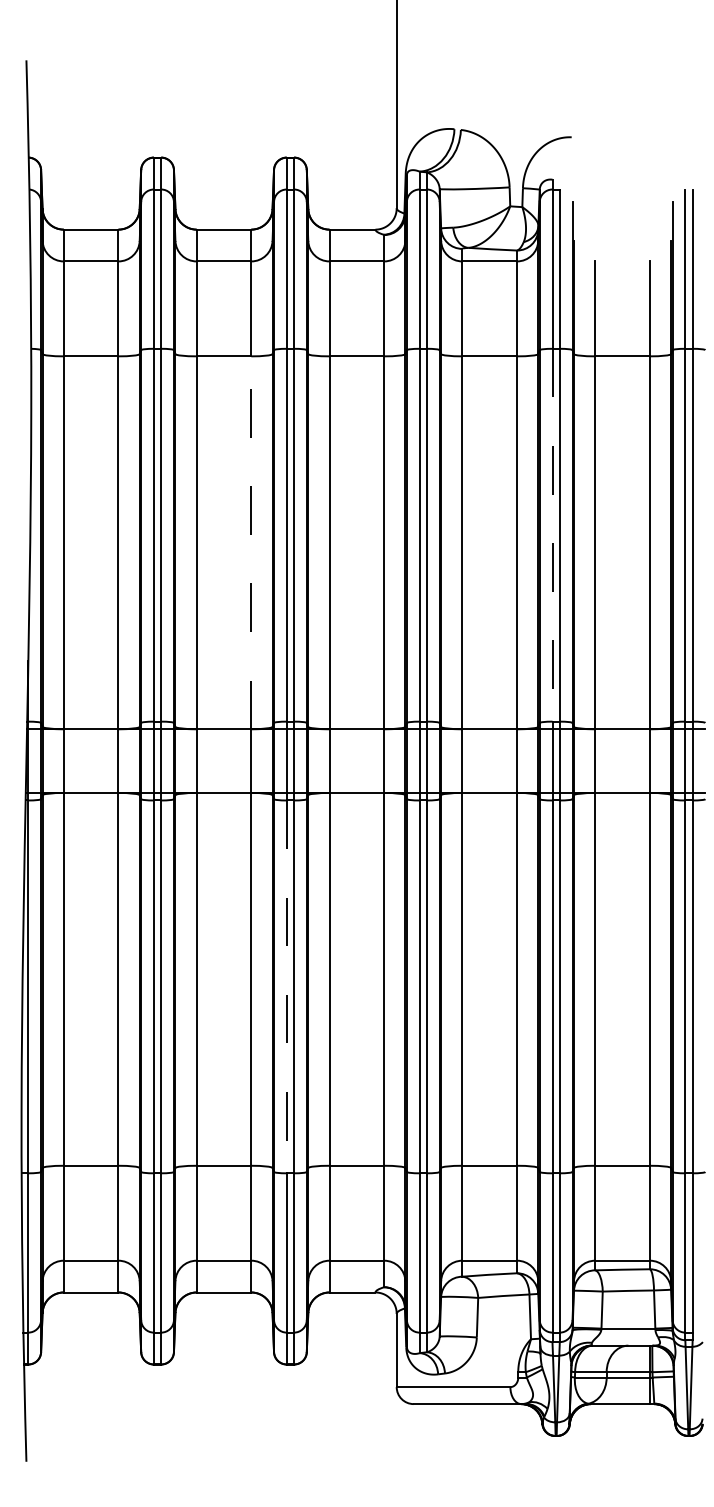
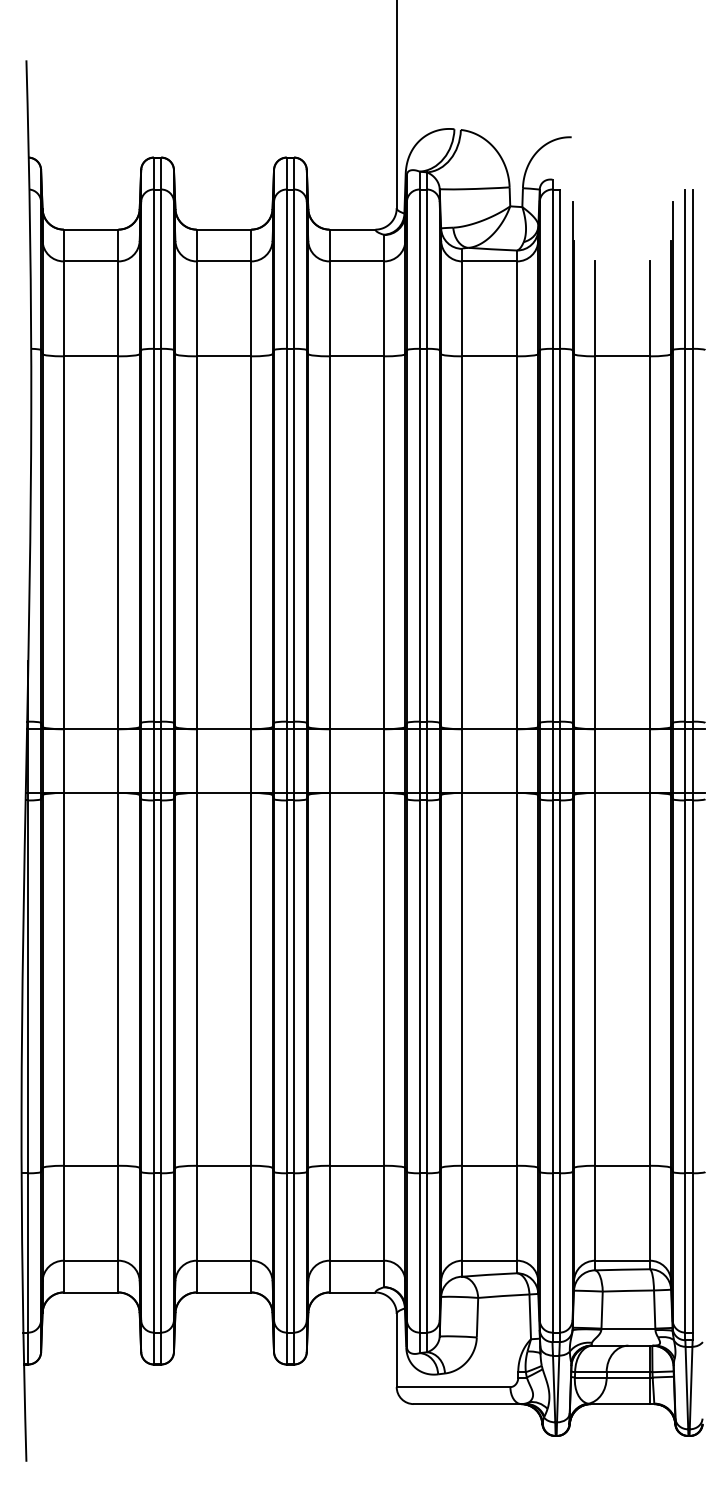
line: dashed -> solid (552, 535)
line: dashed -> solid (251, 542)
line: dashed -> solid (286, 987)
